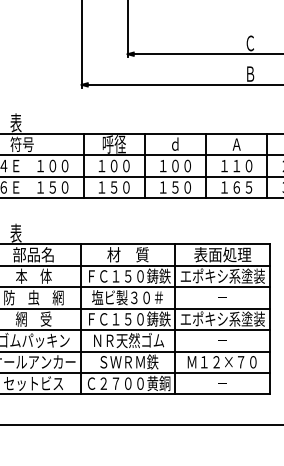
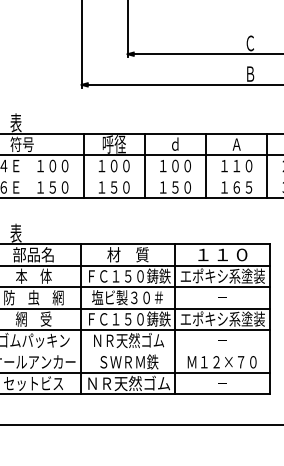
line: present -> none (141, 176)
text: 表面処理 -> １１０ (222, 254)
line: present -> none (135, 351)
text: Ｃ２７００黄銅 -> ＮＲ天然ゴム (128, 383)
